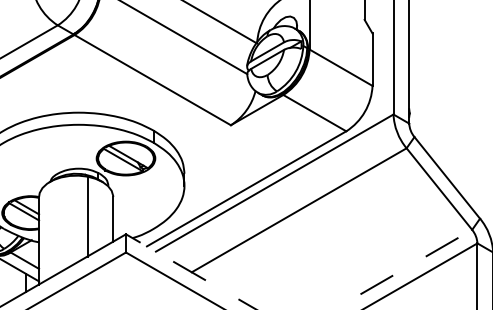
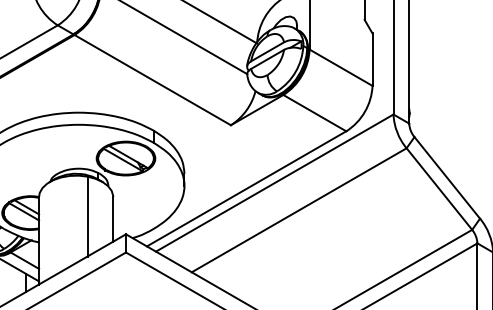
line: dashed -> solid (403, 269)
line: dashed -> solid (190, 271)
